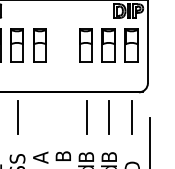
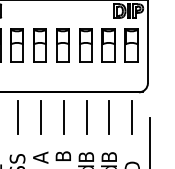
part: none -> present (62, 45)
line: none -> present (40, 117)
line: none -> present (63, 117)
